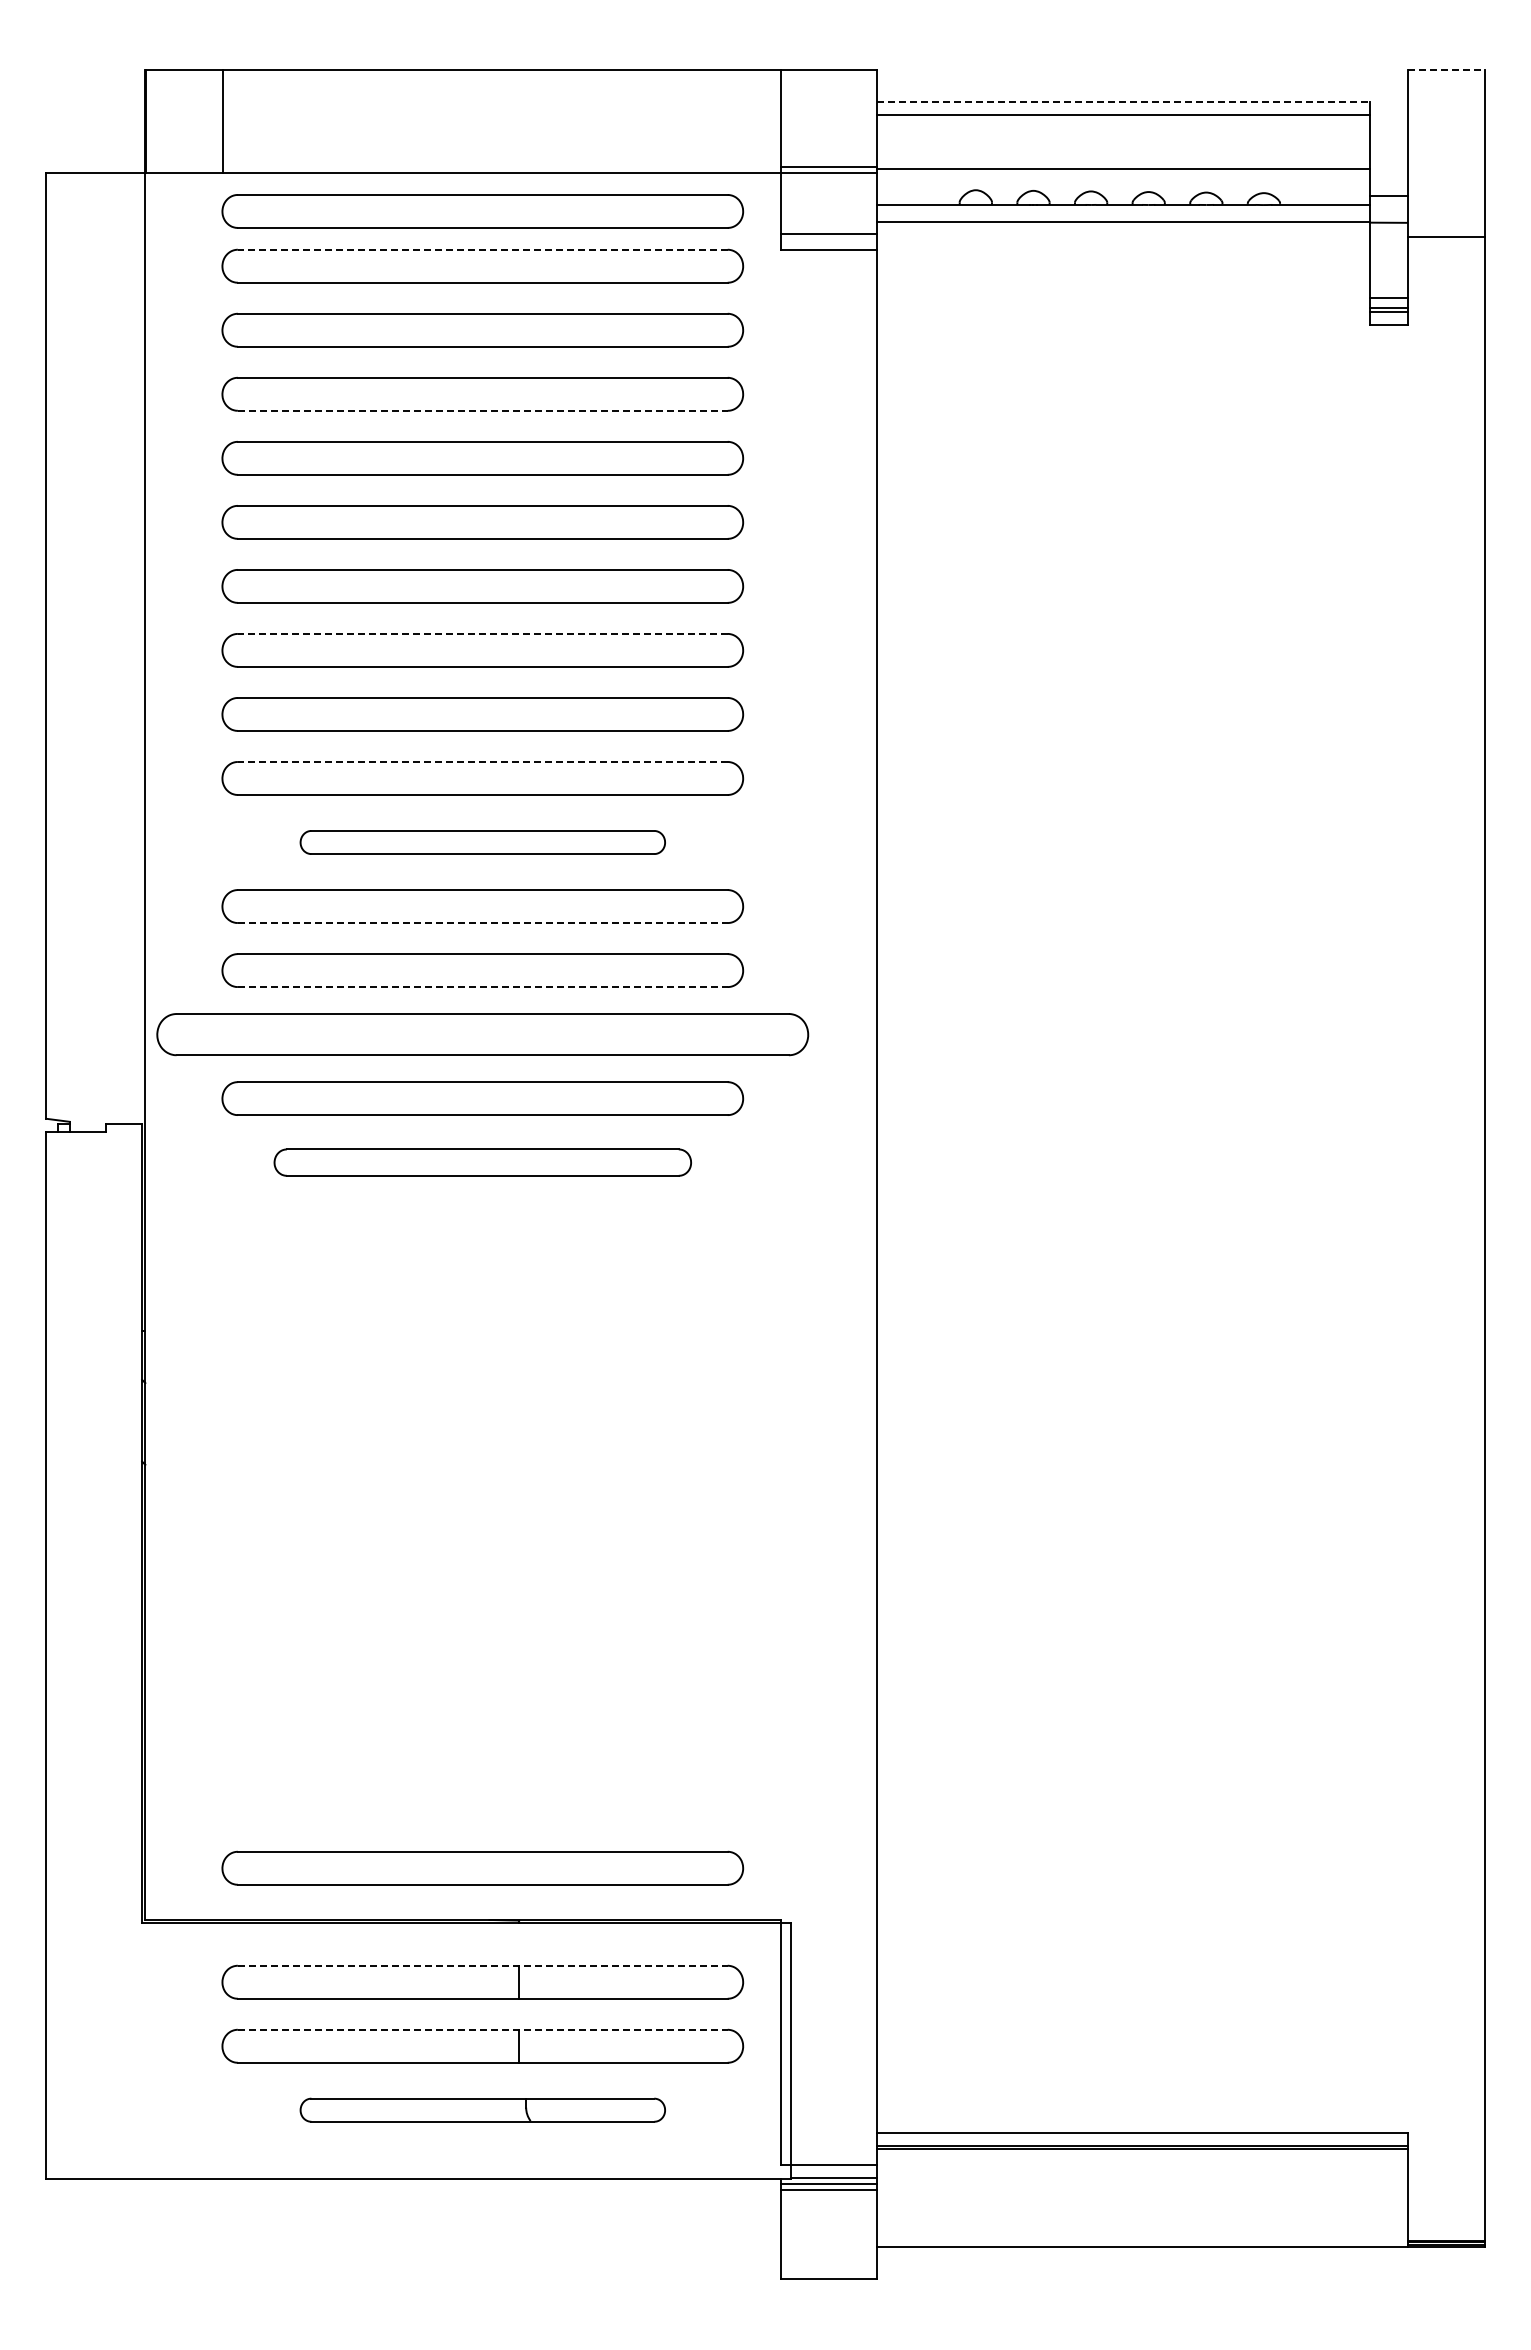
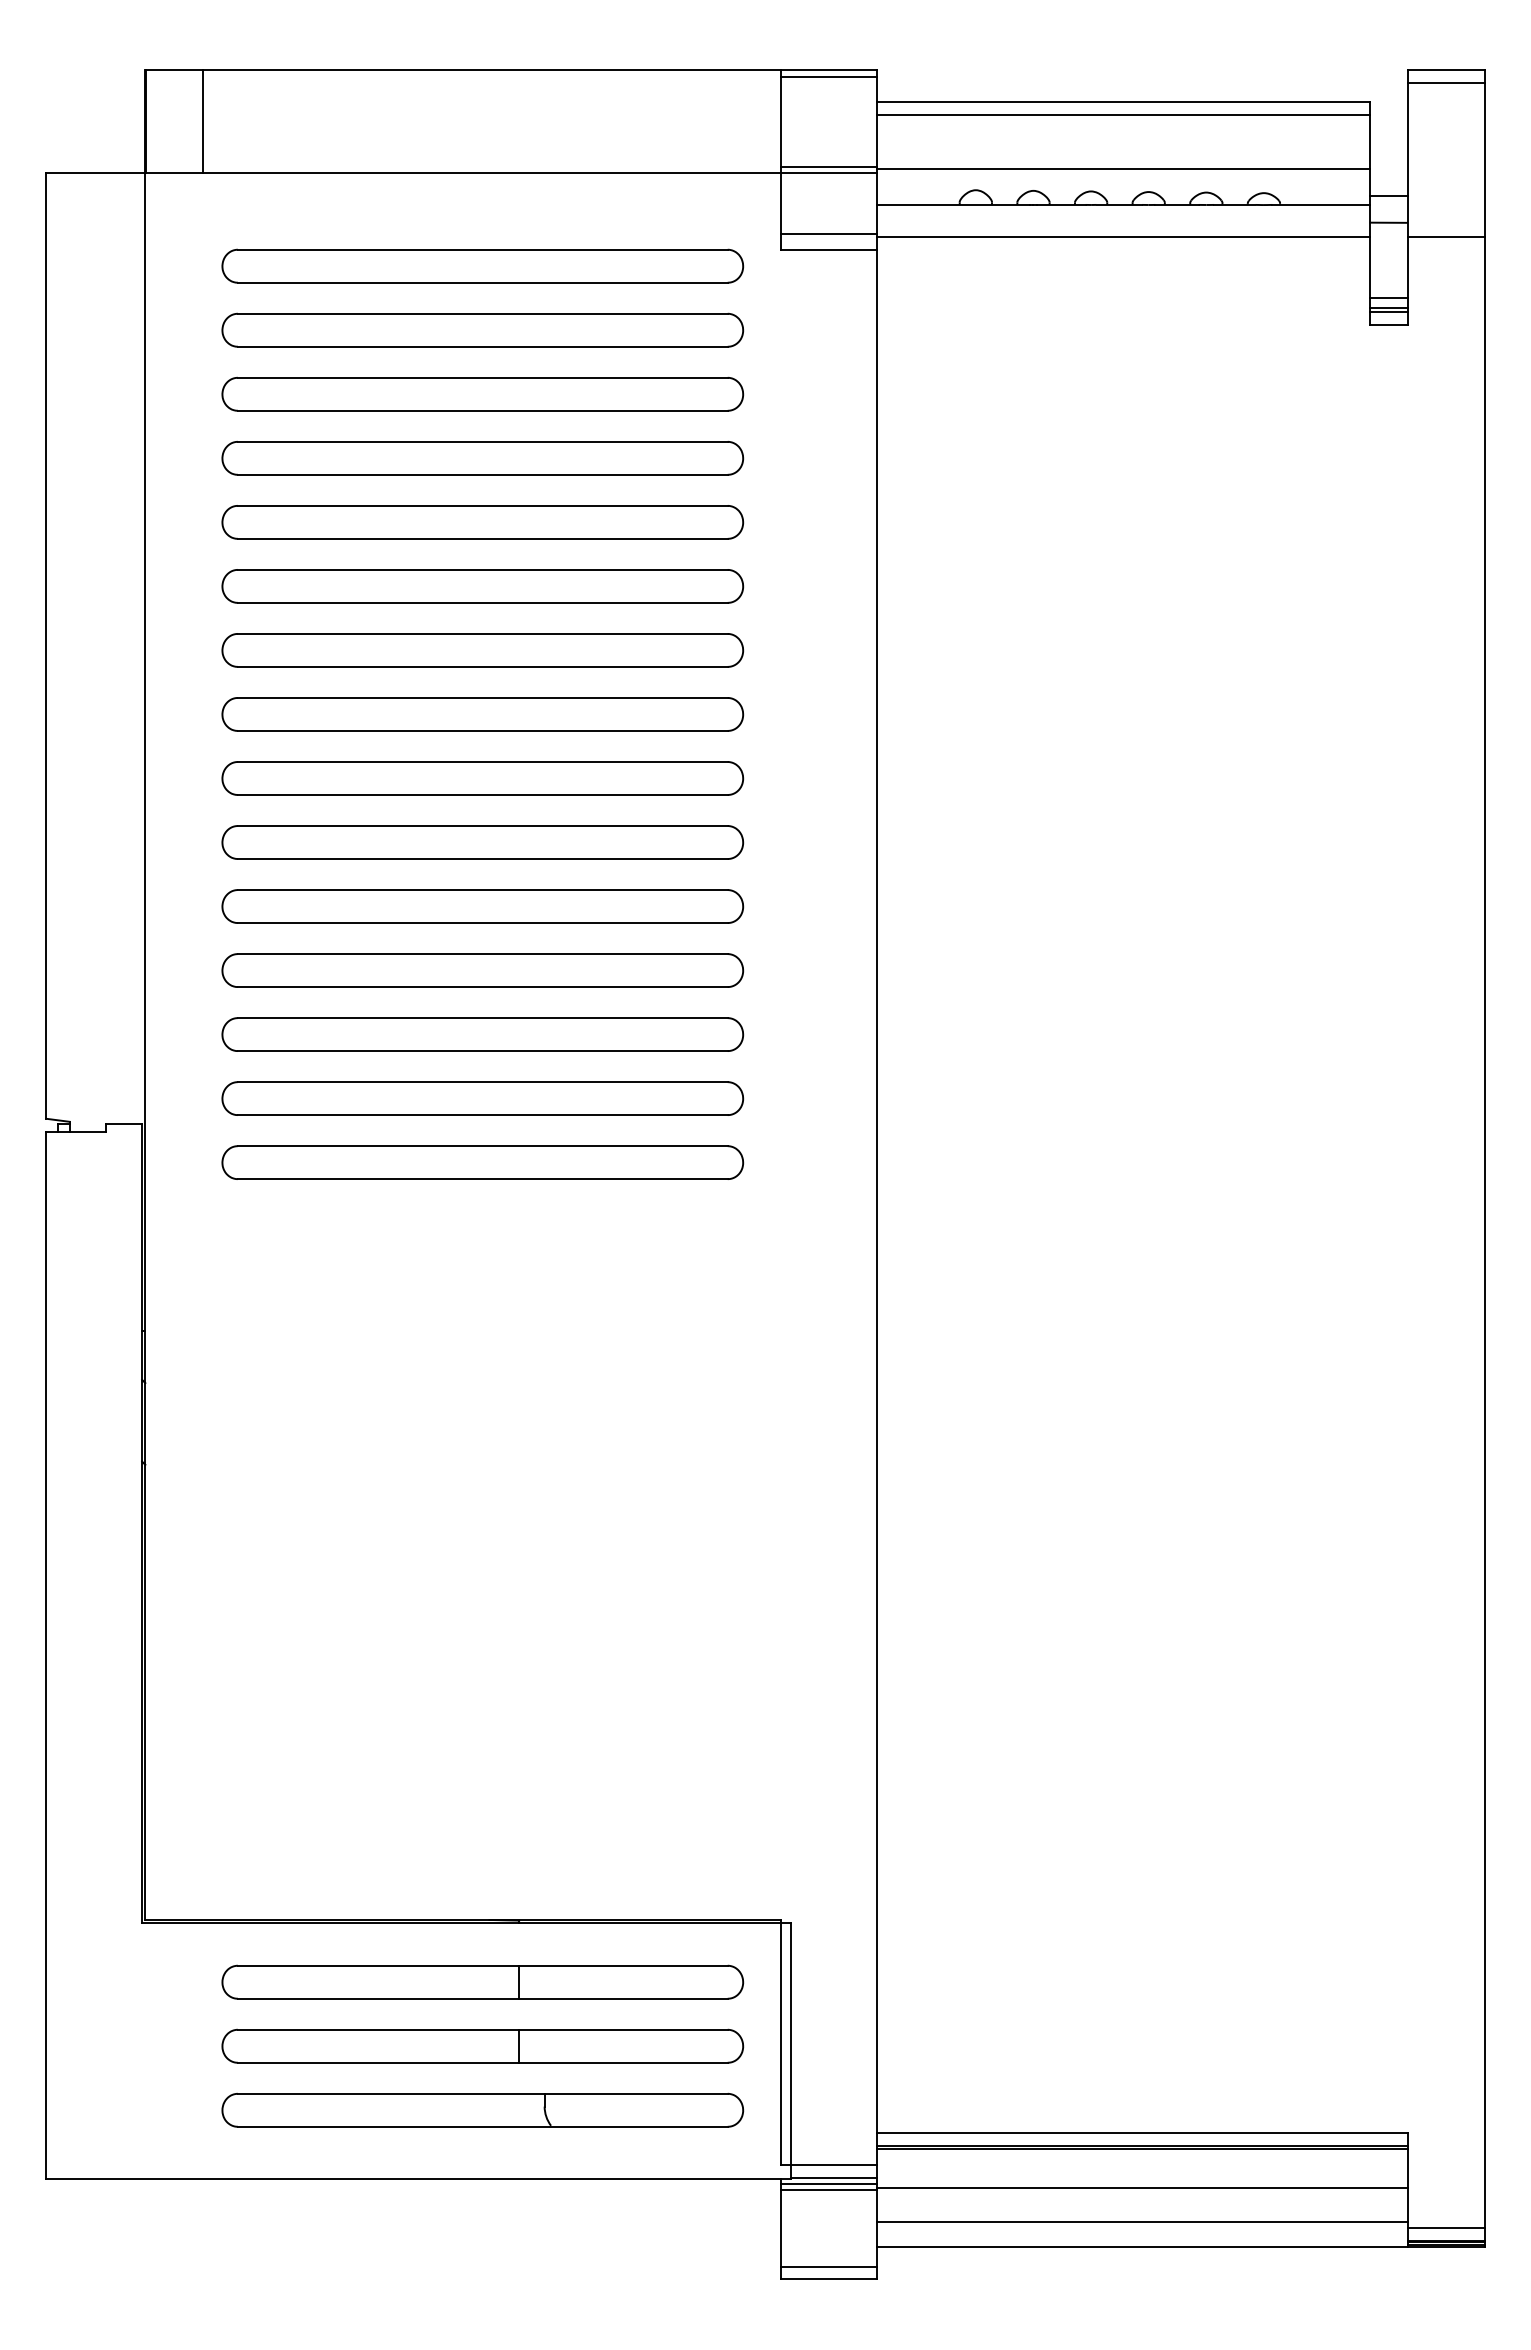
line: dashed -> solid (1446, 70)
line: none -> present (828, 76)
line: none -> present (1446, 82)
line: dashed -> solid (1123, 102)
line position: (223, 121) -> (203, 121) (203, 121)
part: present -> none (482, 211)
line position: (1122, 221) -> (1122, 236) (1122, 236)
line: dashed -> solid (482, 249)
line: dashed -> solid (482, 410)
line: dashed -> solid (482, 633)
line: dashed -> solid (482, 761)
part size: 367x25 px -> 524x35 px (482, 842)
line: dashed -> solid (482, 923)
line: dashed -> solid (482, 987)
part size: 654x44 px -> 524x35 px (482, 1034)
part size: 419x29 px -> 524x35 px (482, 1162)
part: present -> none (482, 1867)
line: dashed -> solid (482, 1965)
line: dashed -> solid (482, 2029)
part size: 367x26 px -> 524x36 px (482, 2109)
line: none -> present (1142, 2187)
line: none -> present (1142, 2221)
line: none -> present (1446, 2227)
line: none -> present (828, 2266)
